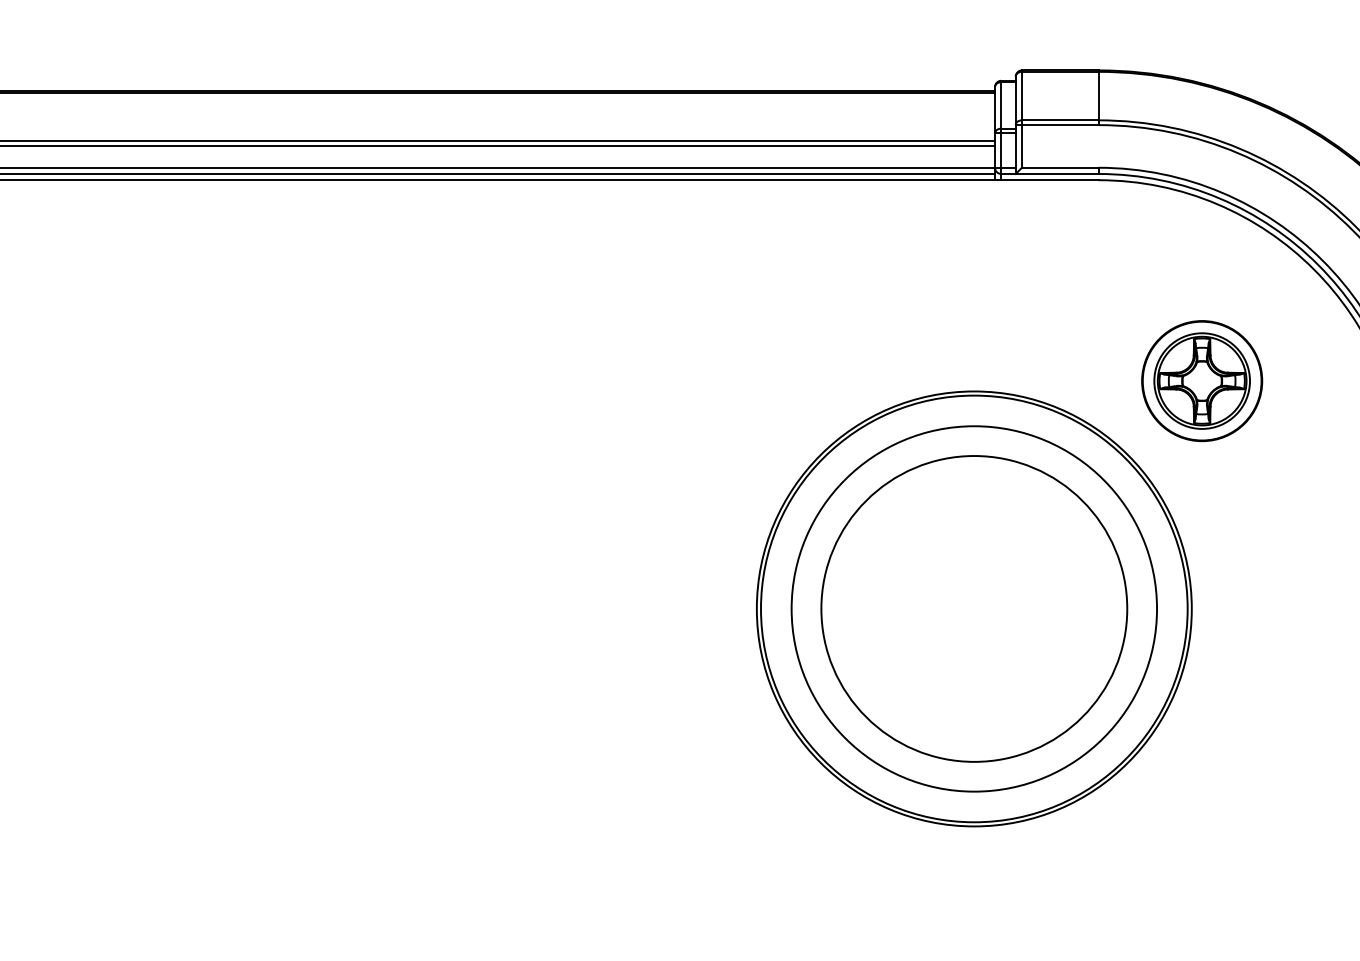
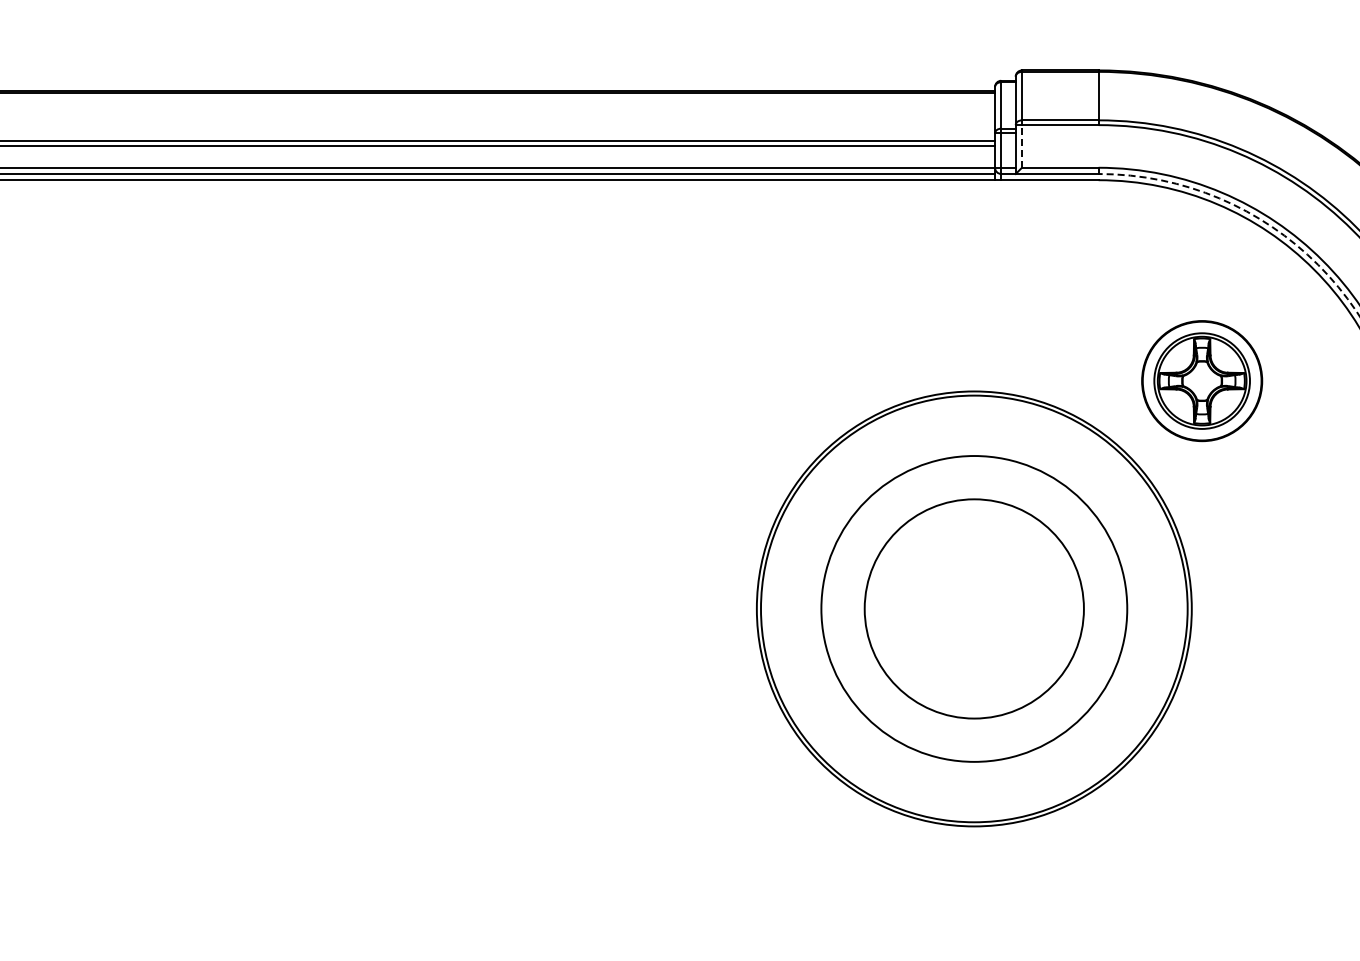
line: solid -> dashed (1021, 145)
arc: solid -> dashed (1245, 211)
circle diameter: 365 px -> 219 px (973, 608)
